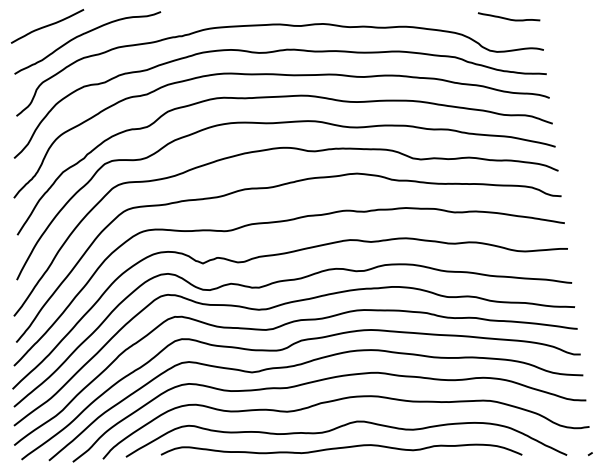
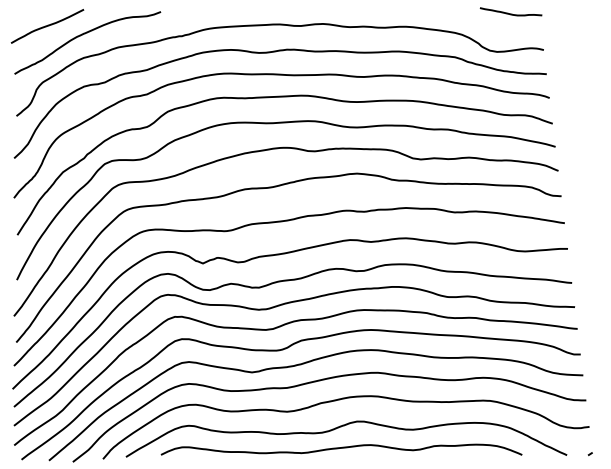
curve position: (508, 18) -> (510, 13) (510, 13)
